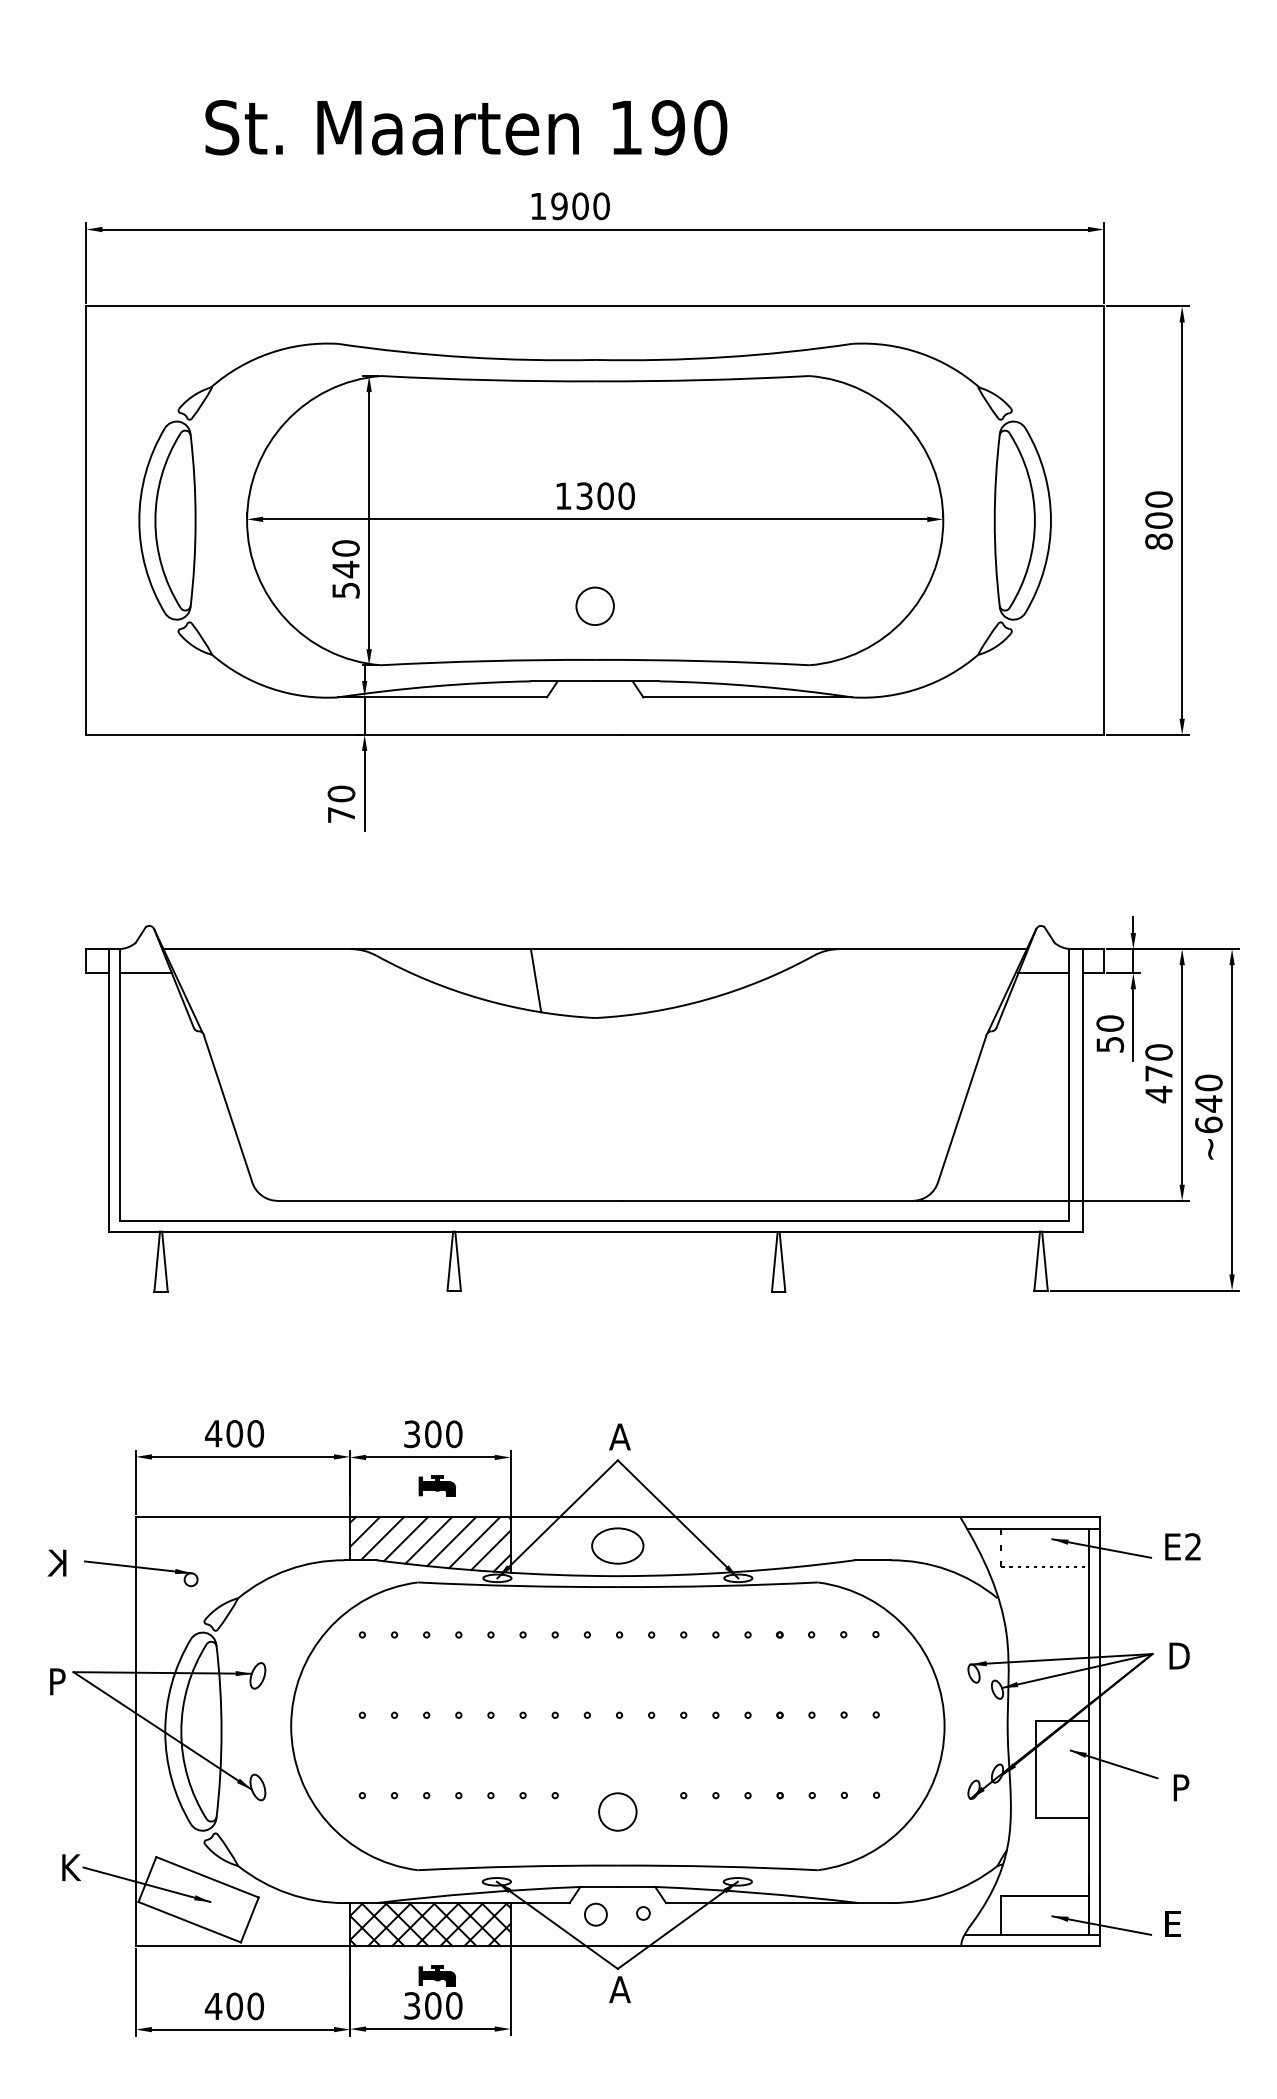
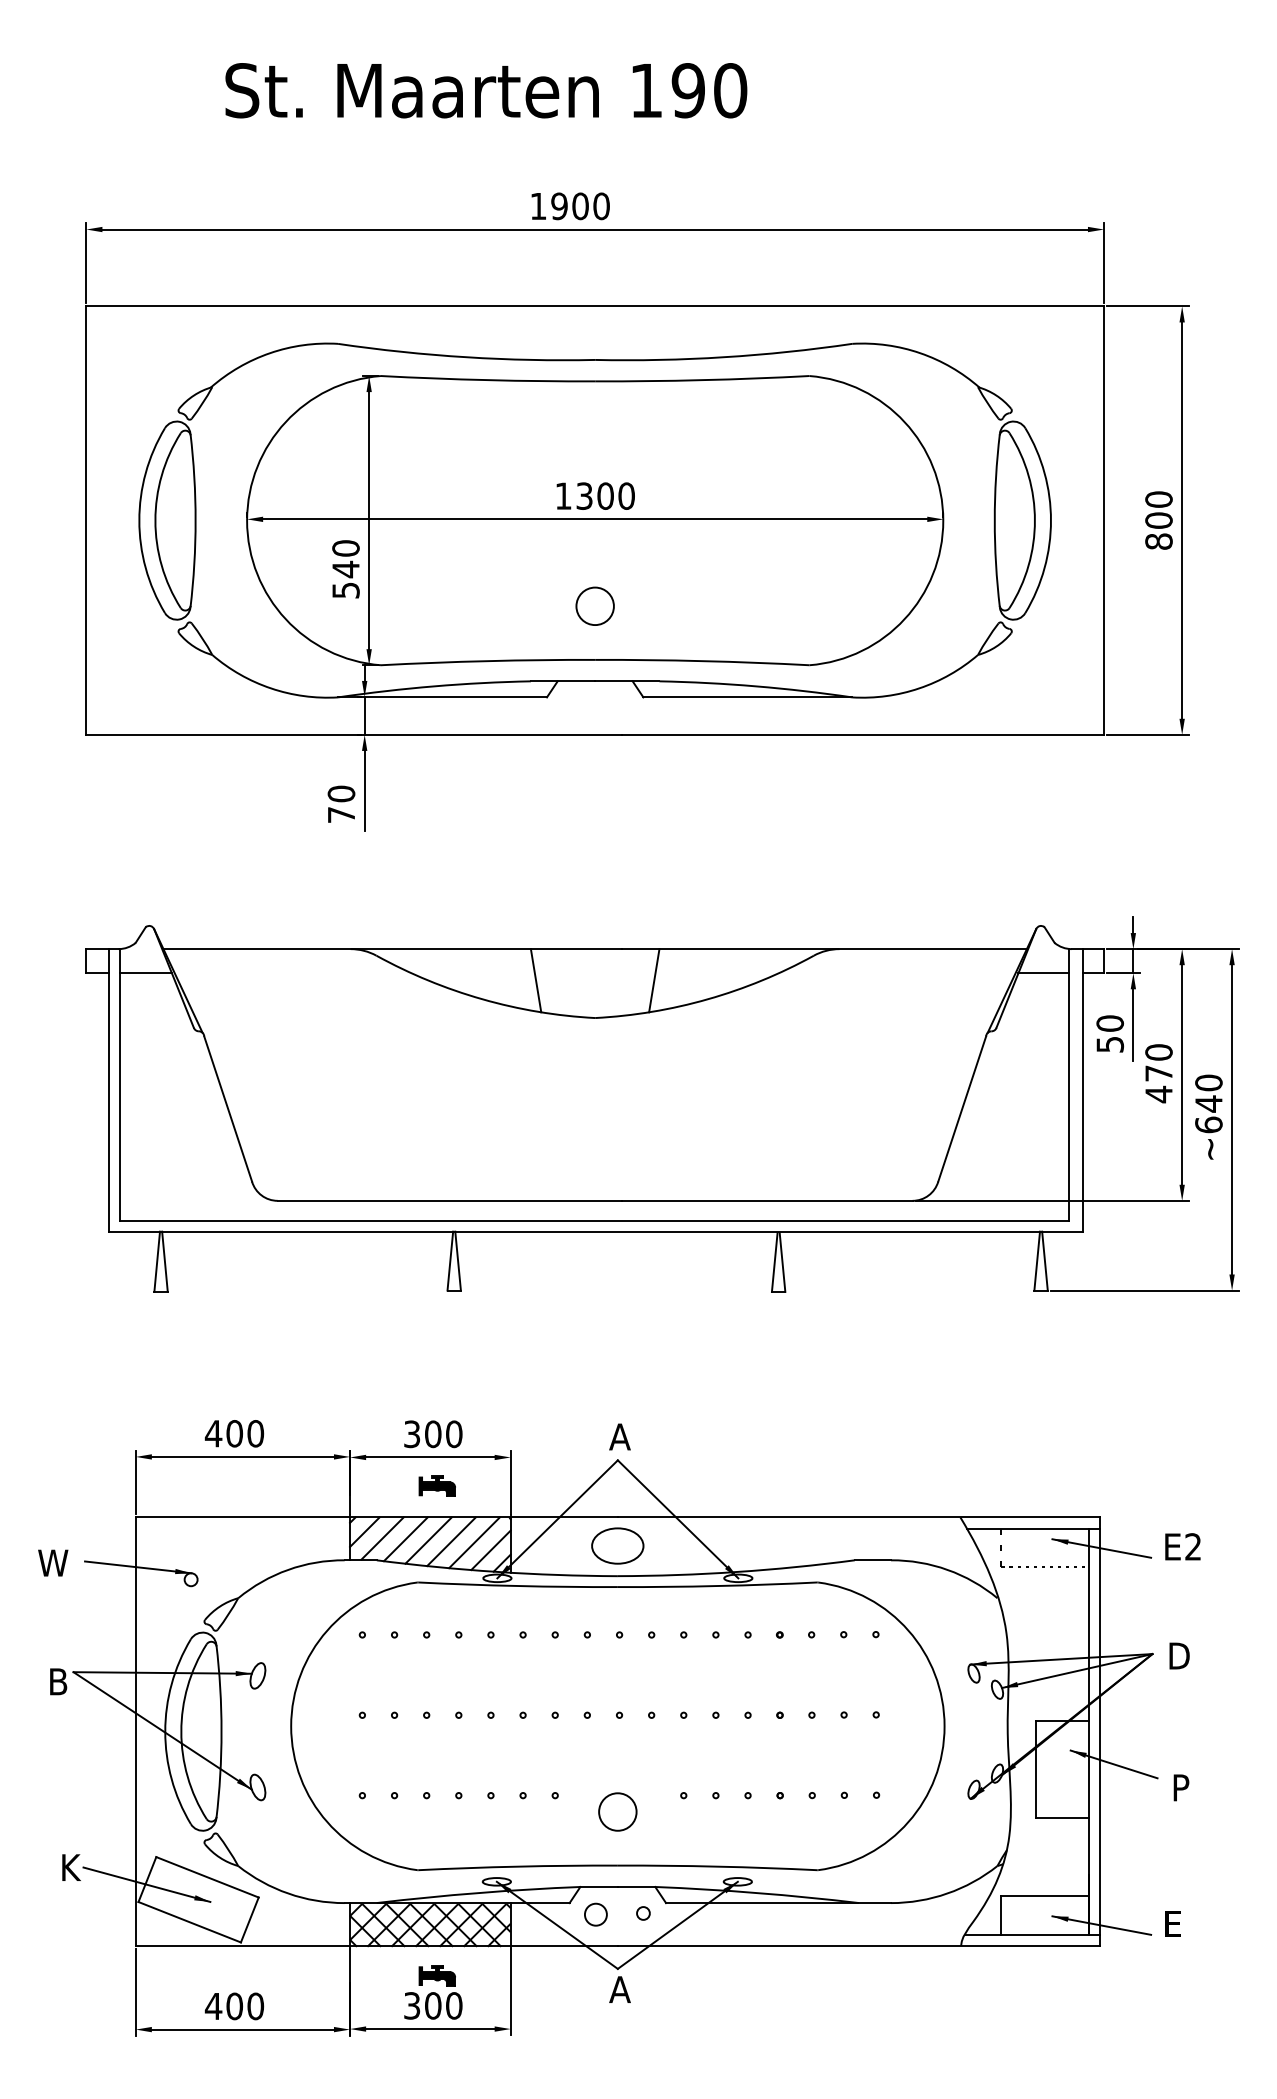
text position: (466, 127) -> (486, 90) (486, 90)
line: none -> present (654, 980)
text: K -> W (53, 1562)
text: P -> B (60, 1681)
